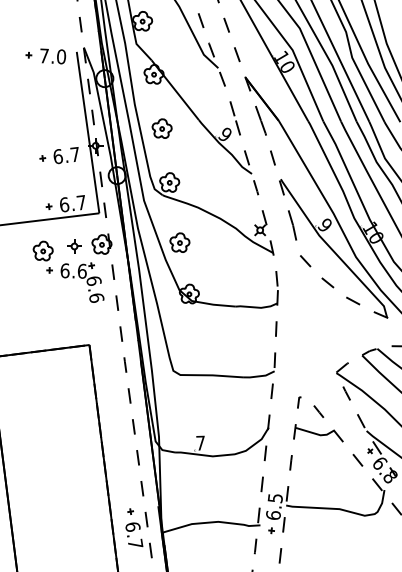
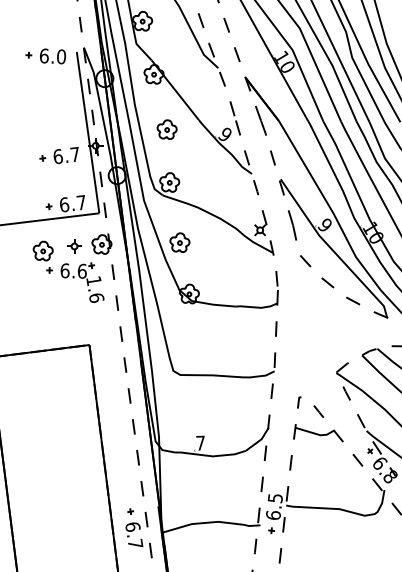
text: 7.0 -> 6.0 (44, 55)
part position: (161, 128) -> (166, 129) (166, 129)
text: 6.6 -> 1.6 (93, 280)
